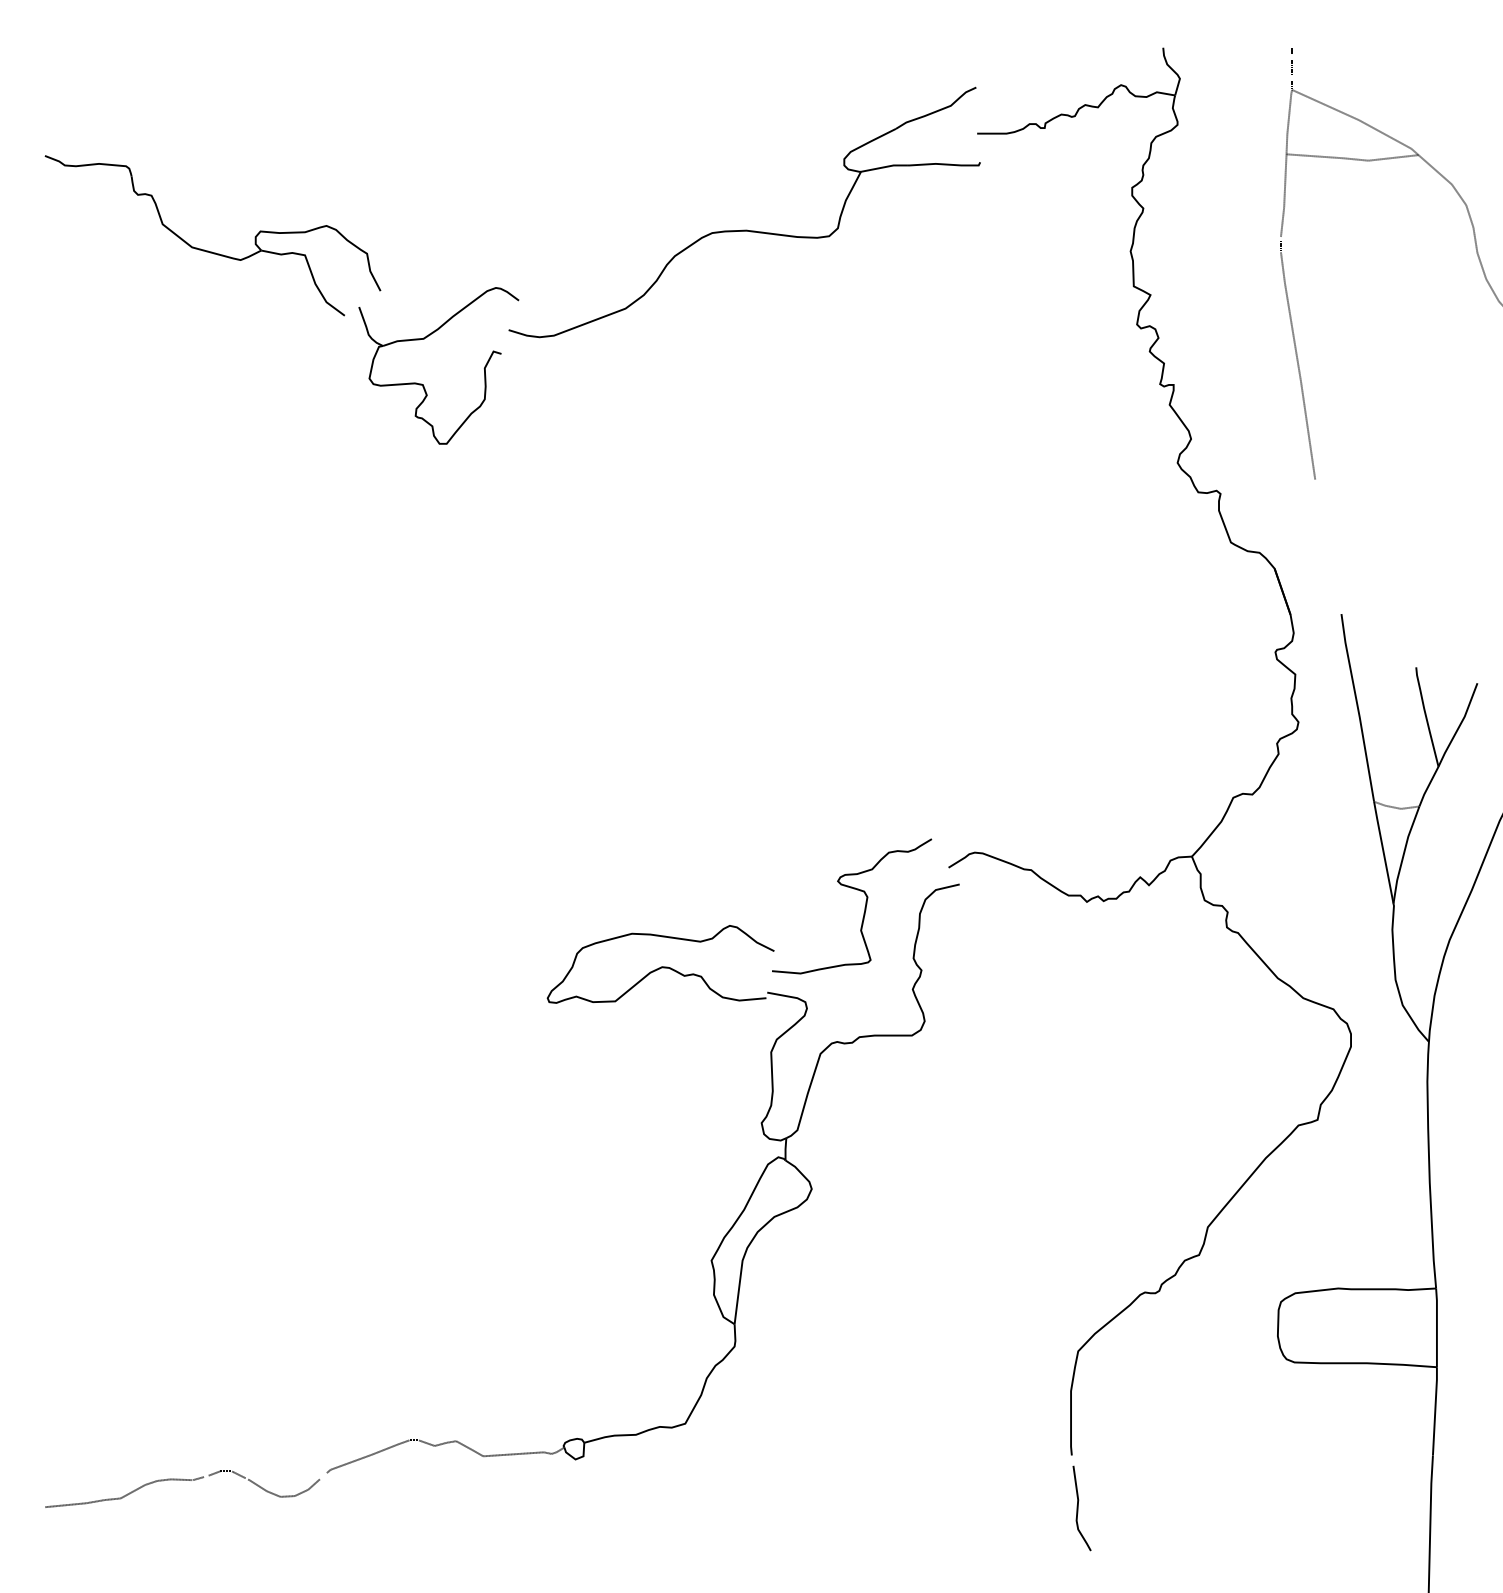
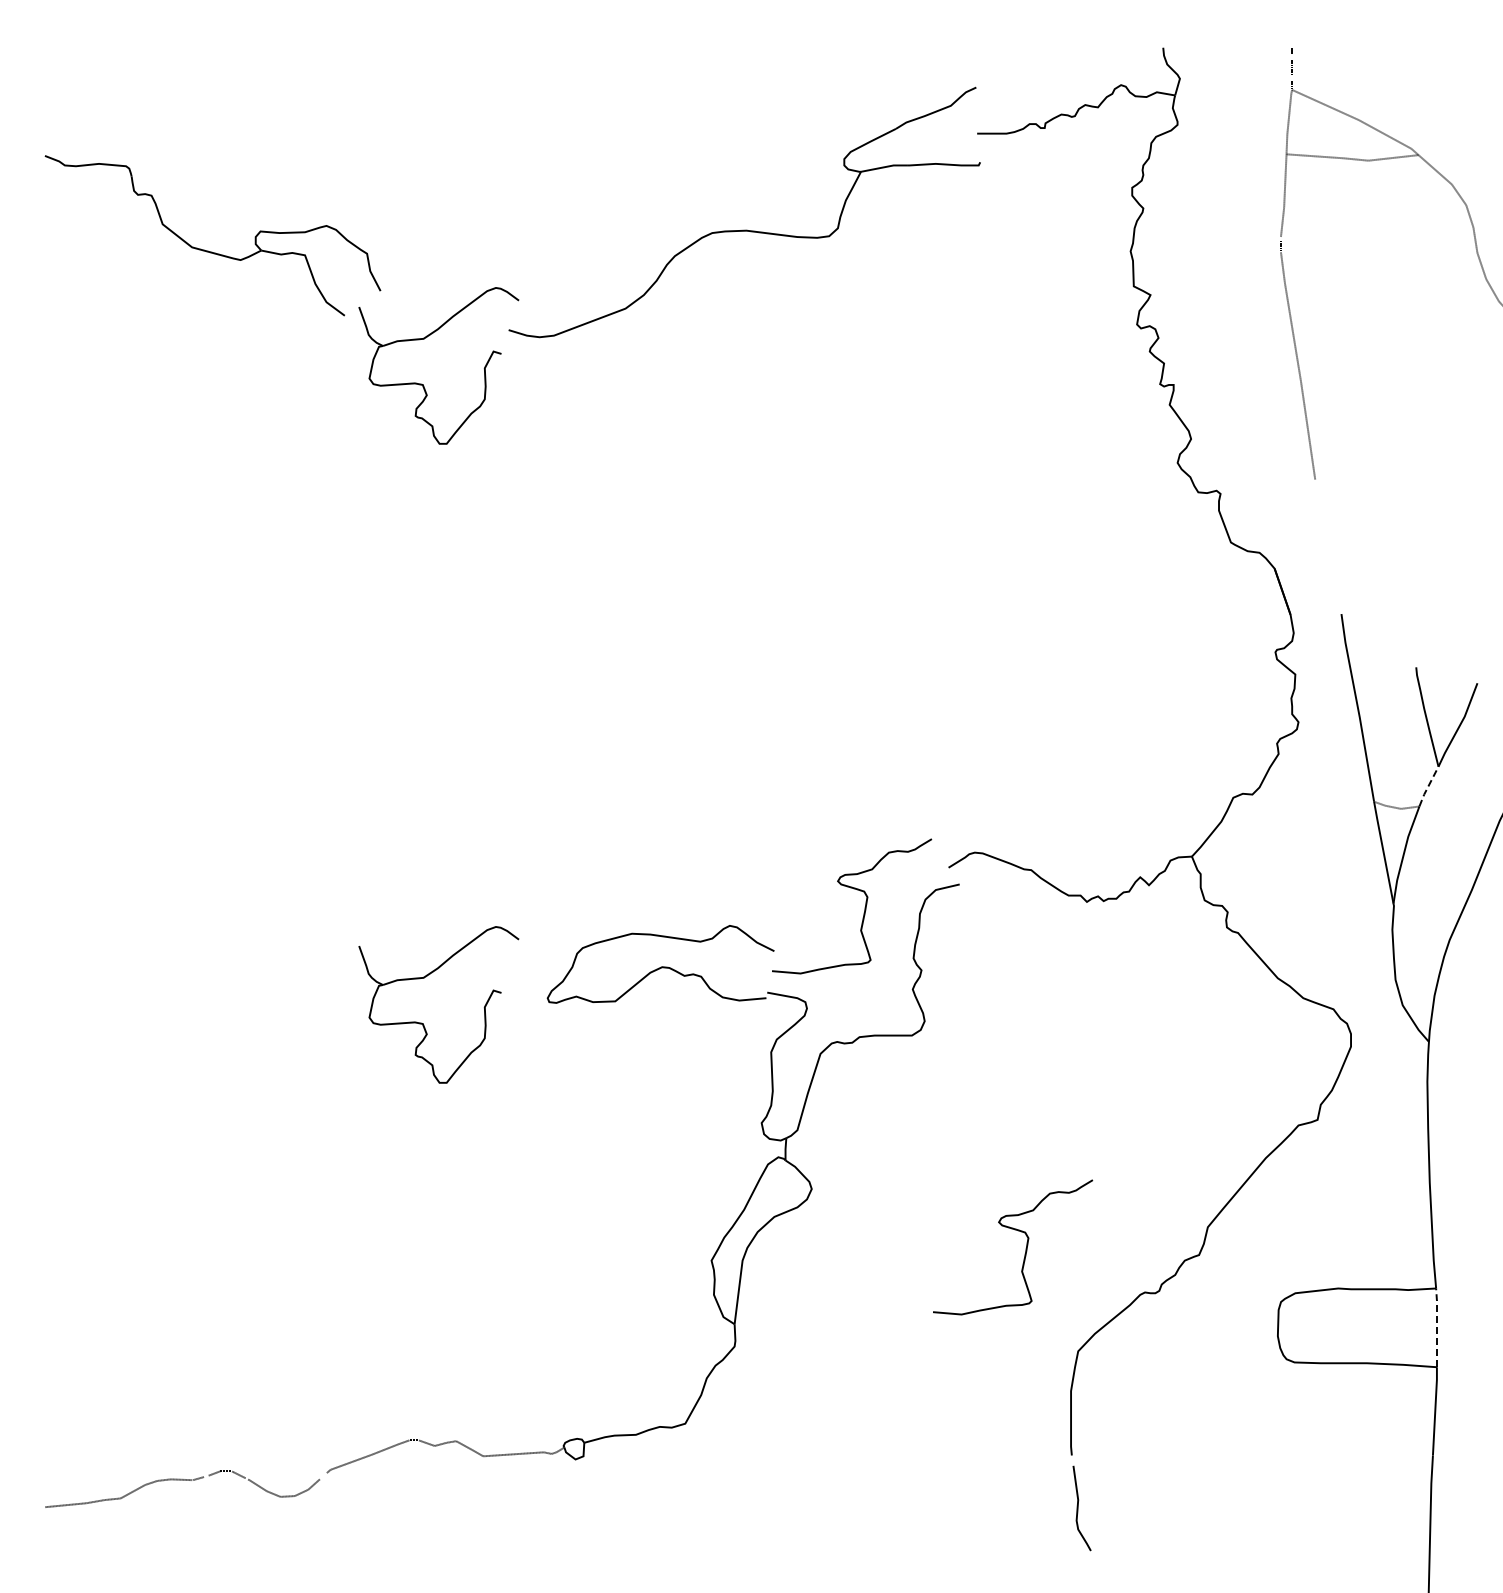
line: solid -> dashed (1428, 786)
part: none -> present (423, 1023)
curve: none -> present (1025, 1248)
line: solid -> dashed (1436, 1327)
